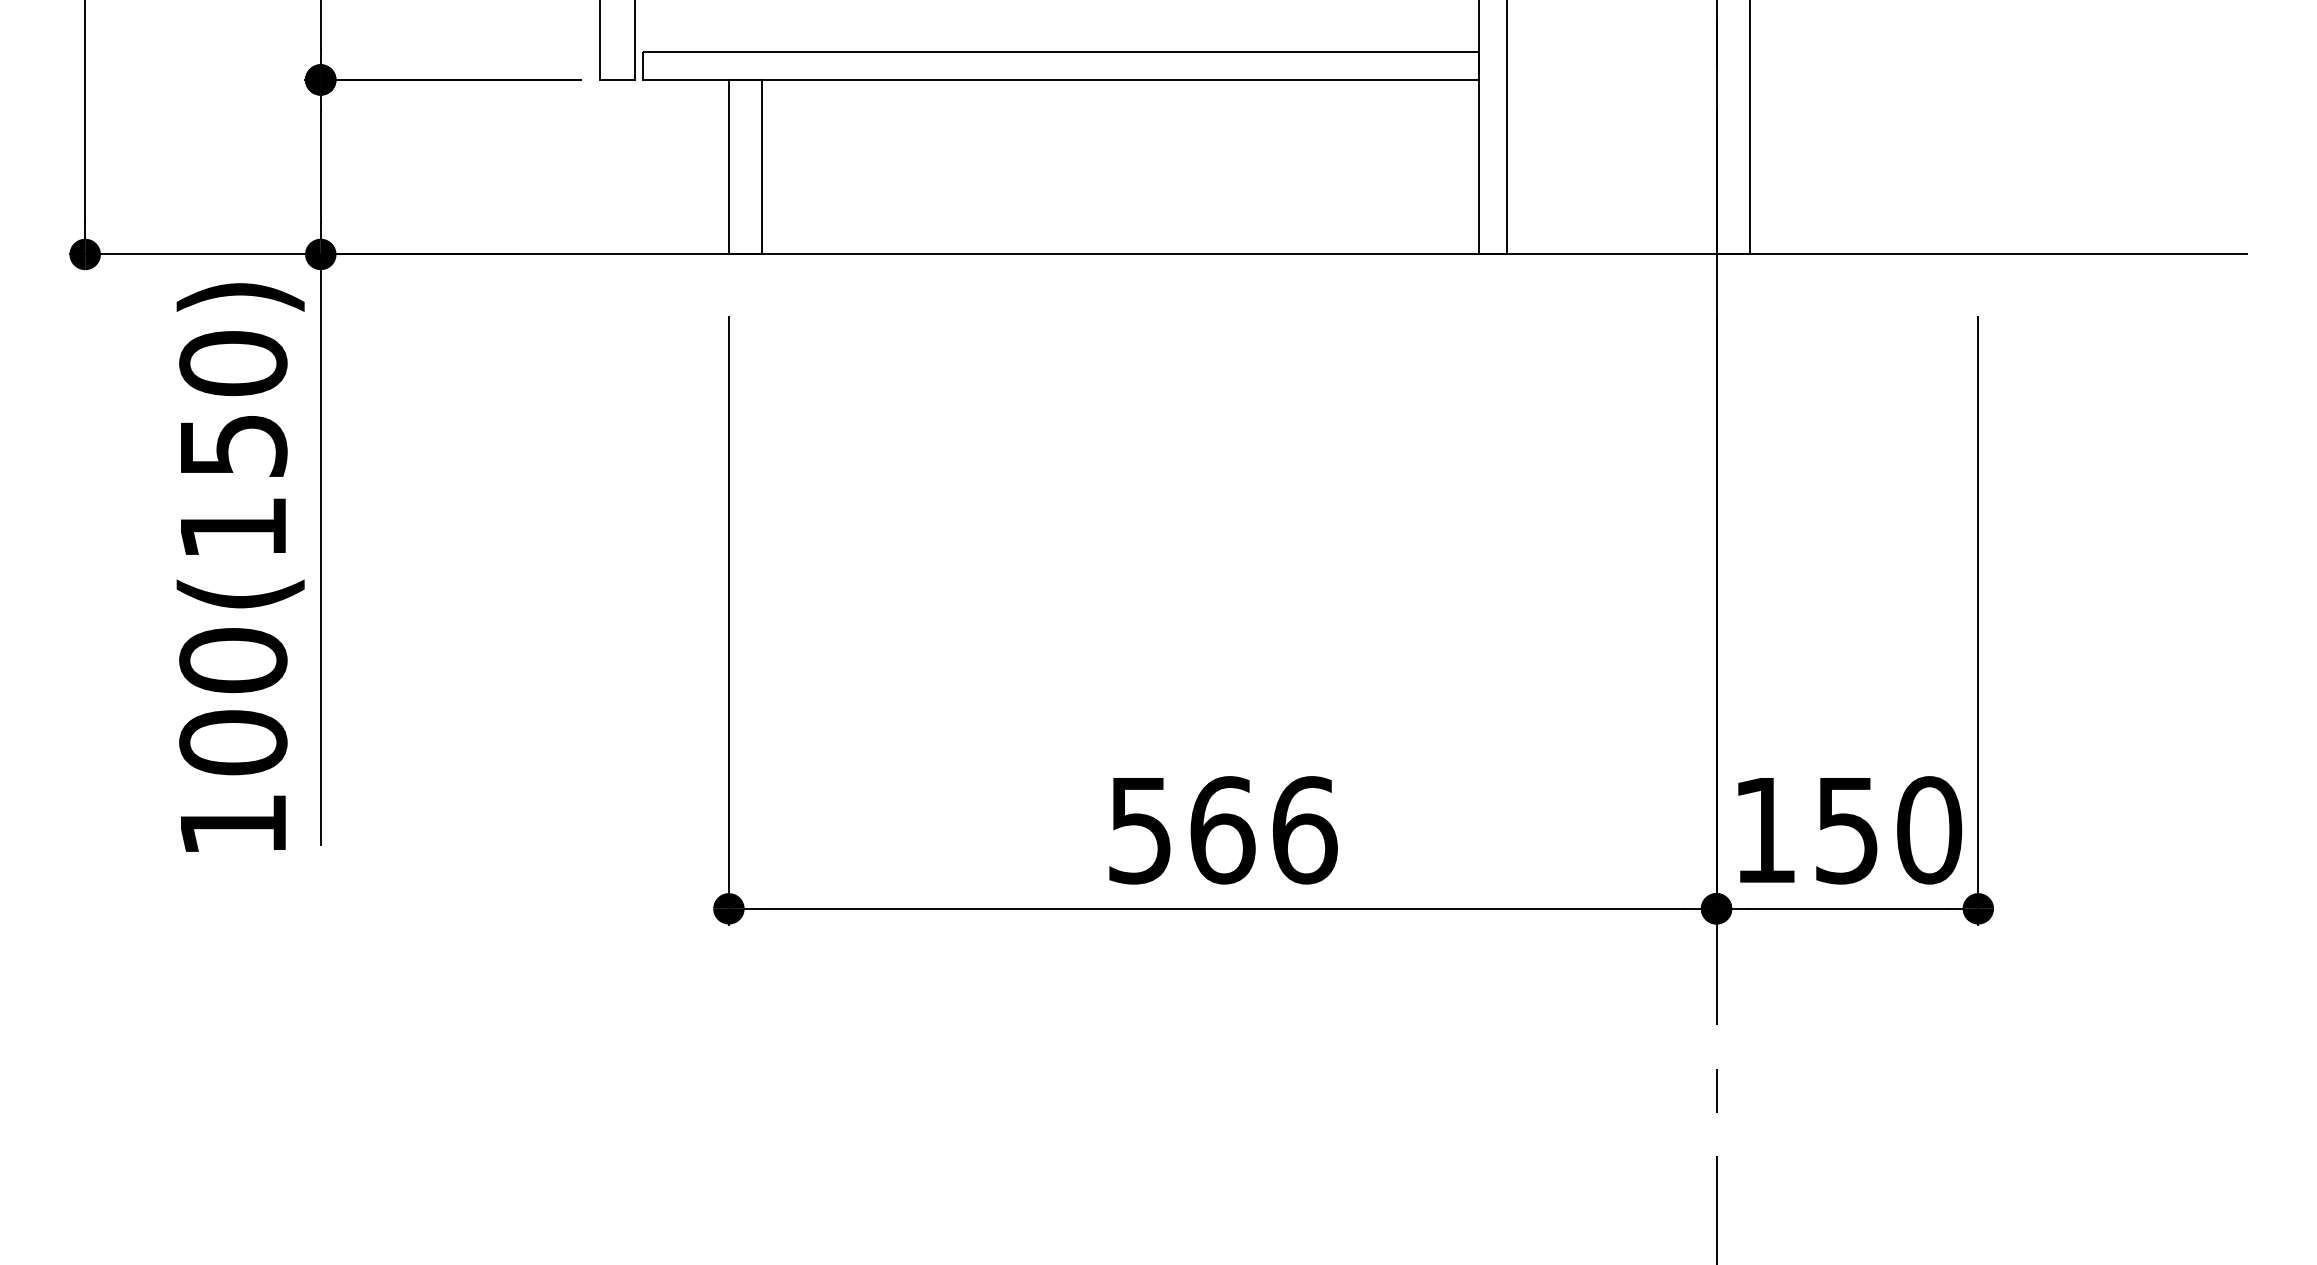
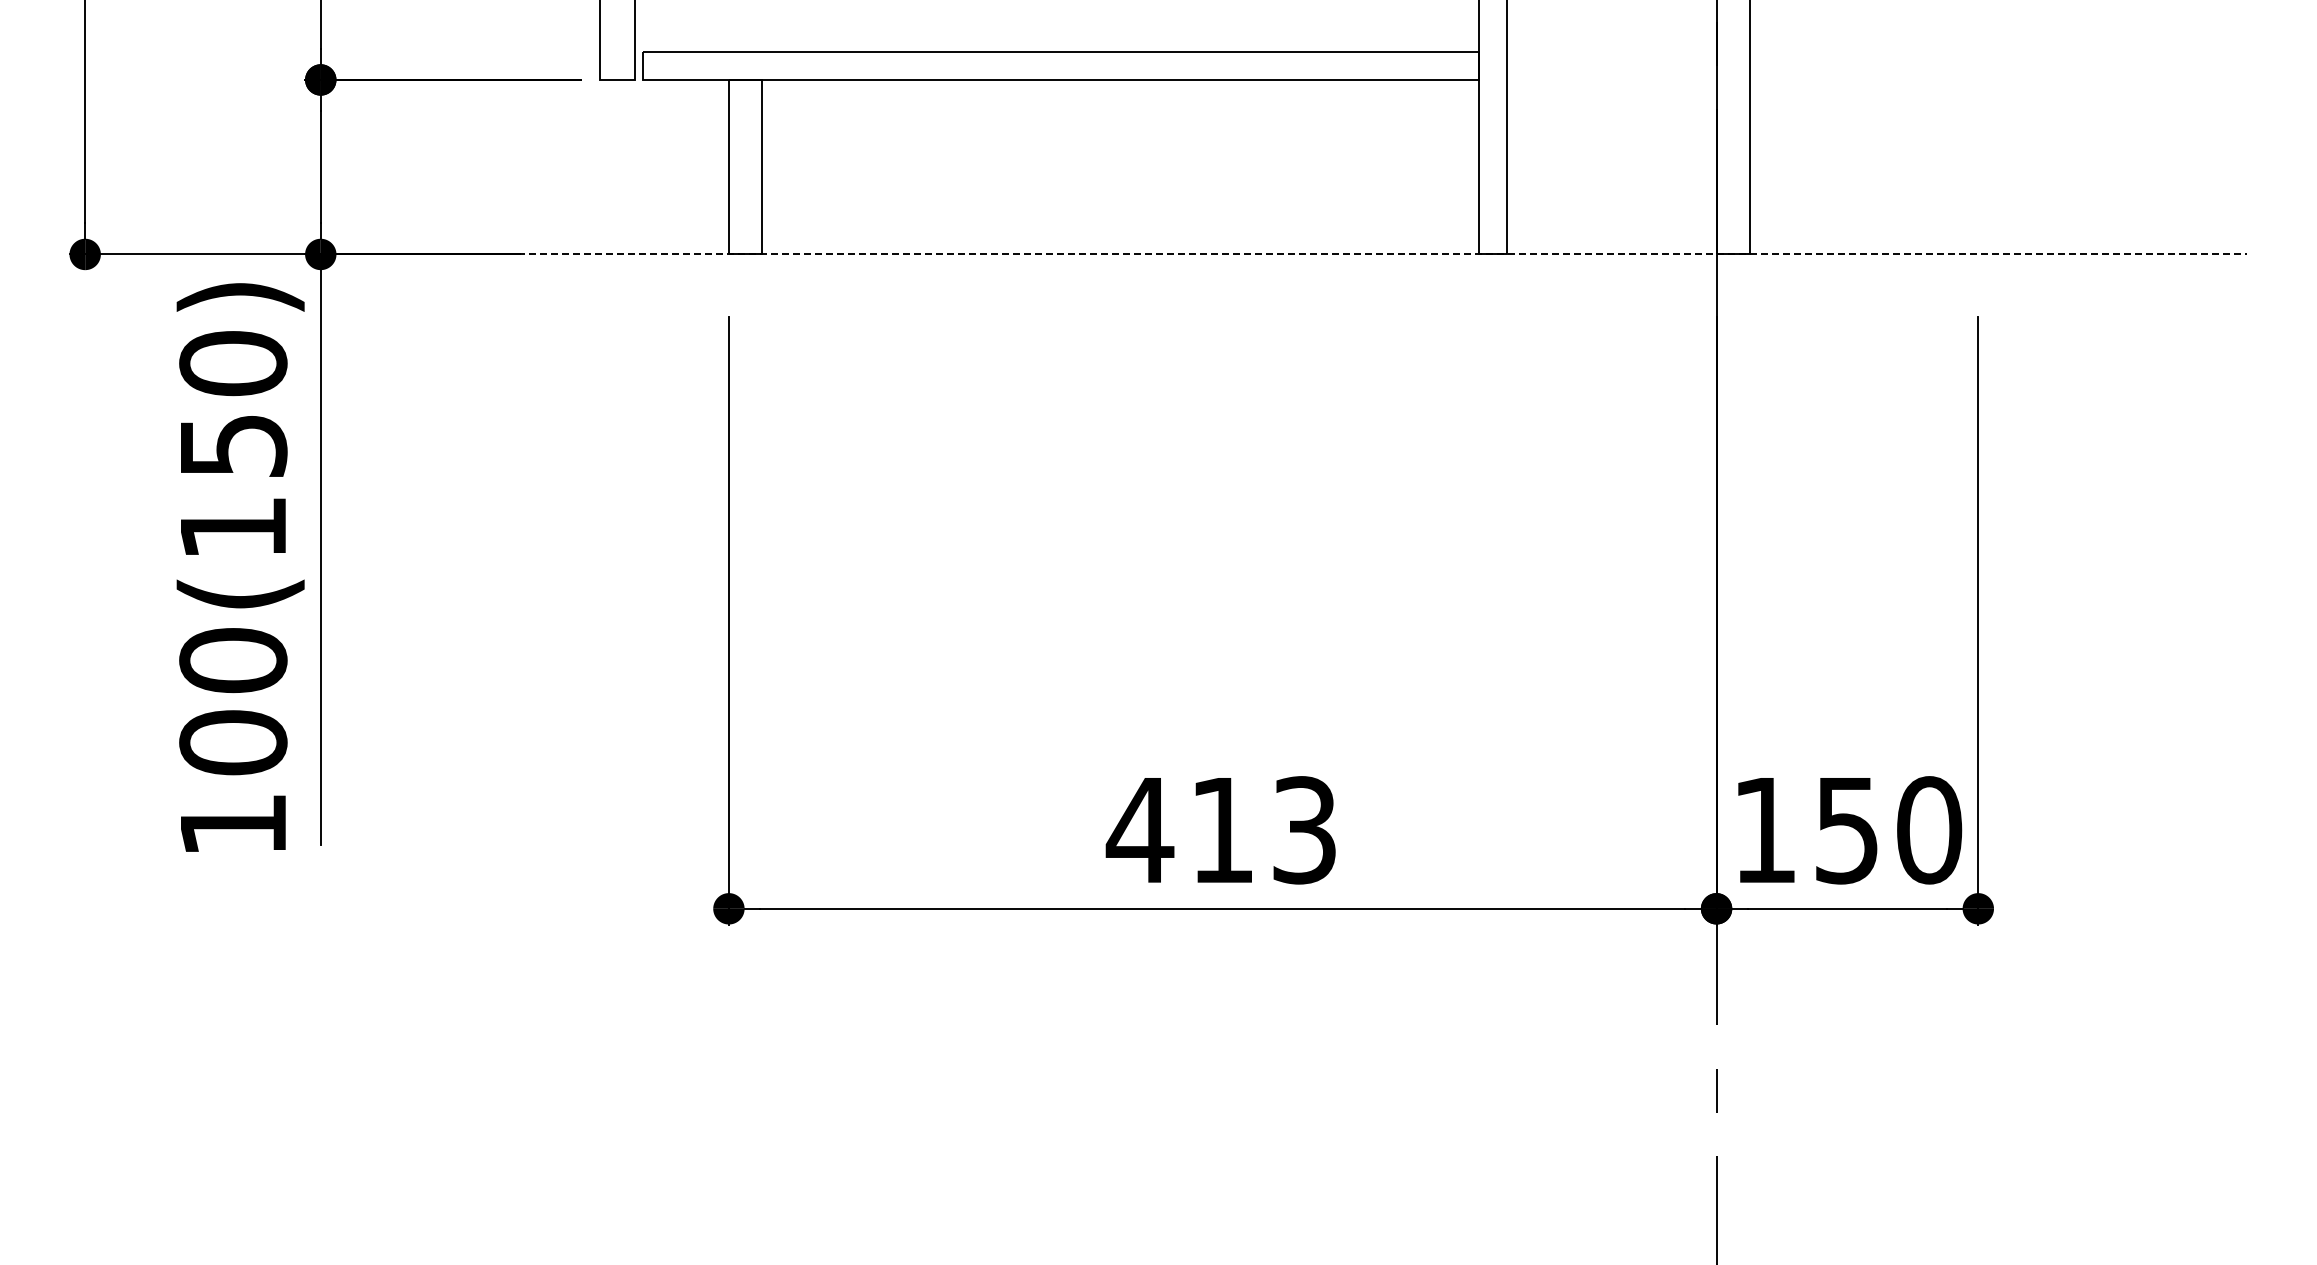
line: solid -> dashed (1289, 254)
text: 566 -> 413 (1221, 830)
